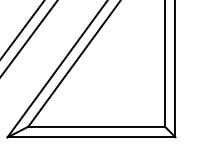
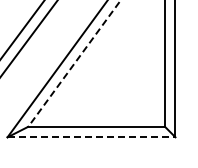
line: solid -> dashed (74, 63)
line: solid -> dashed (91, 137)
